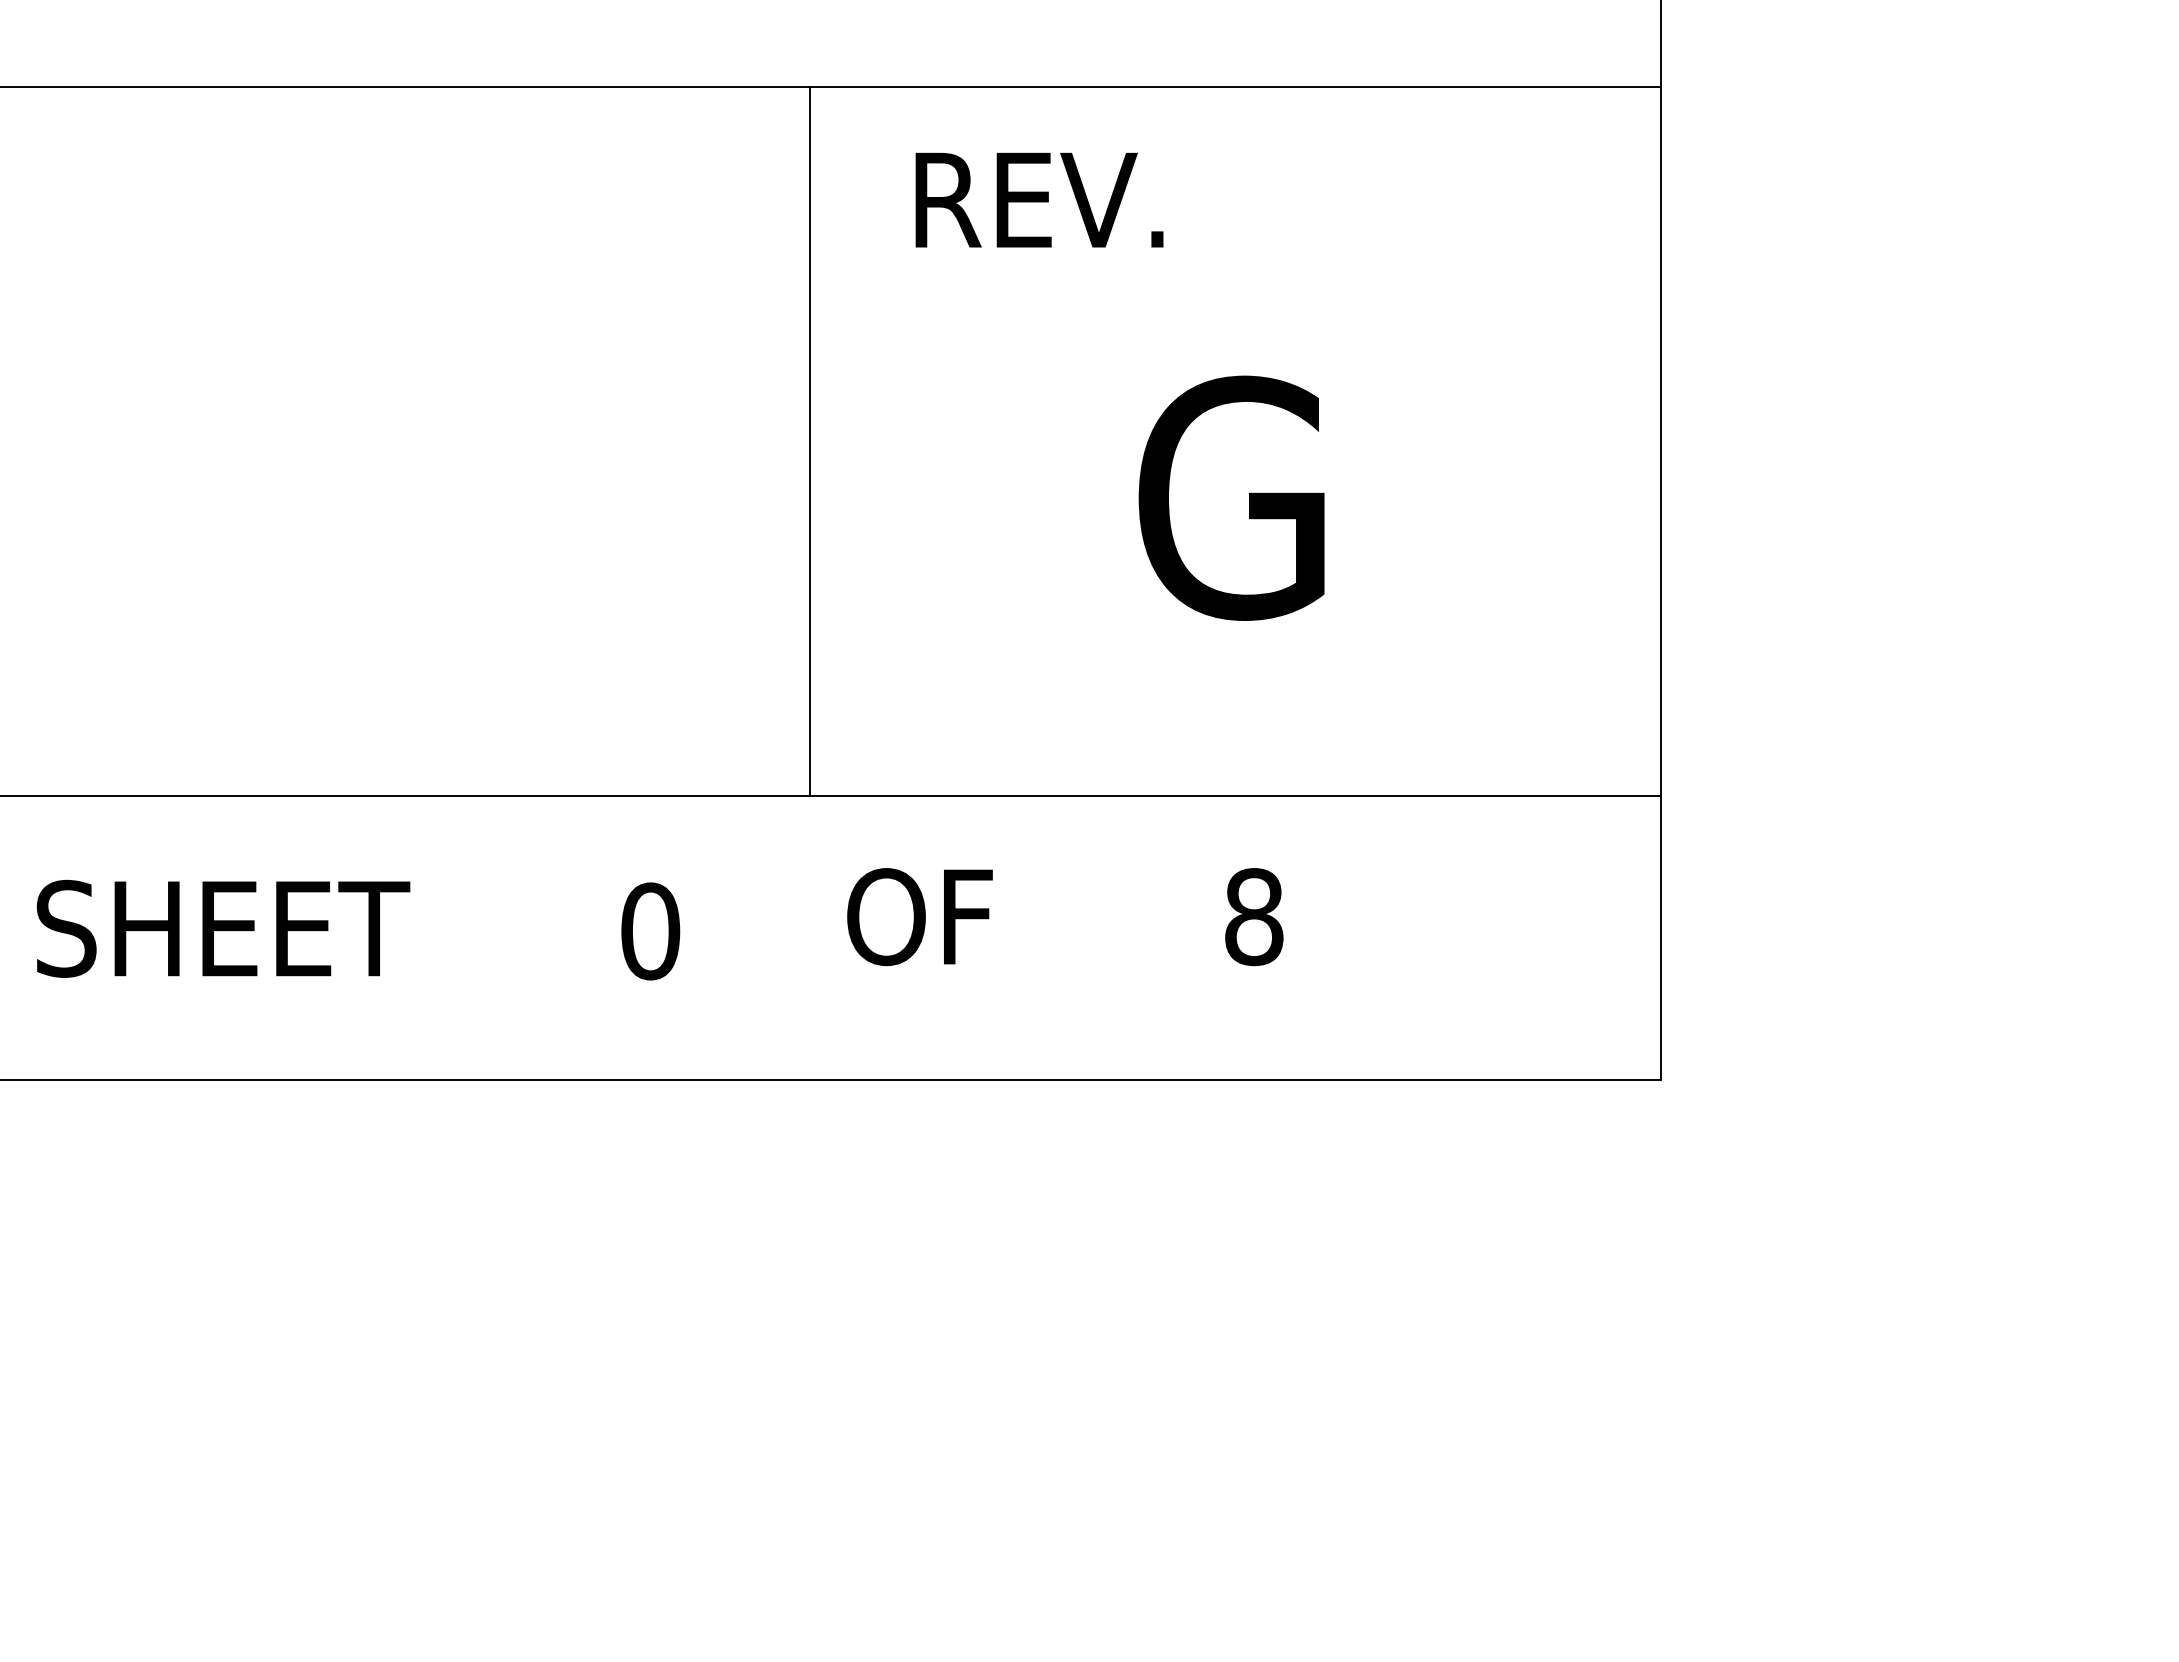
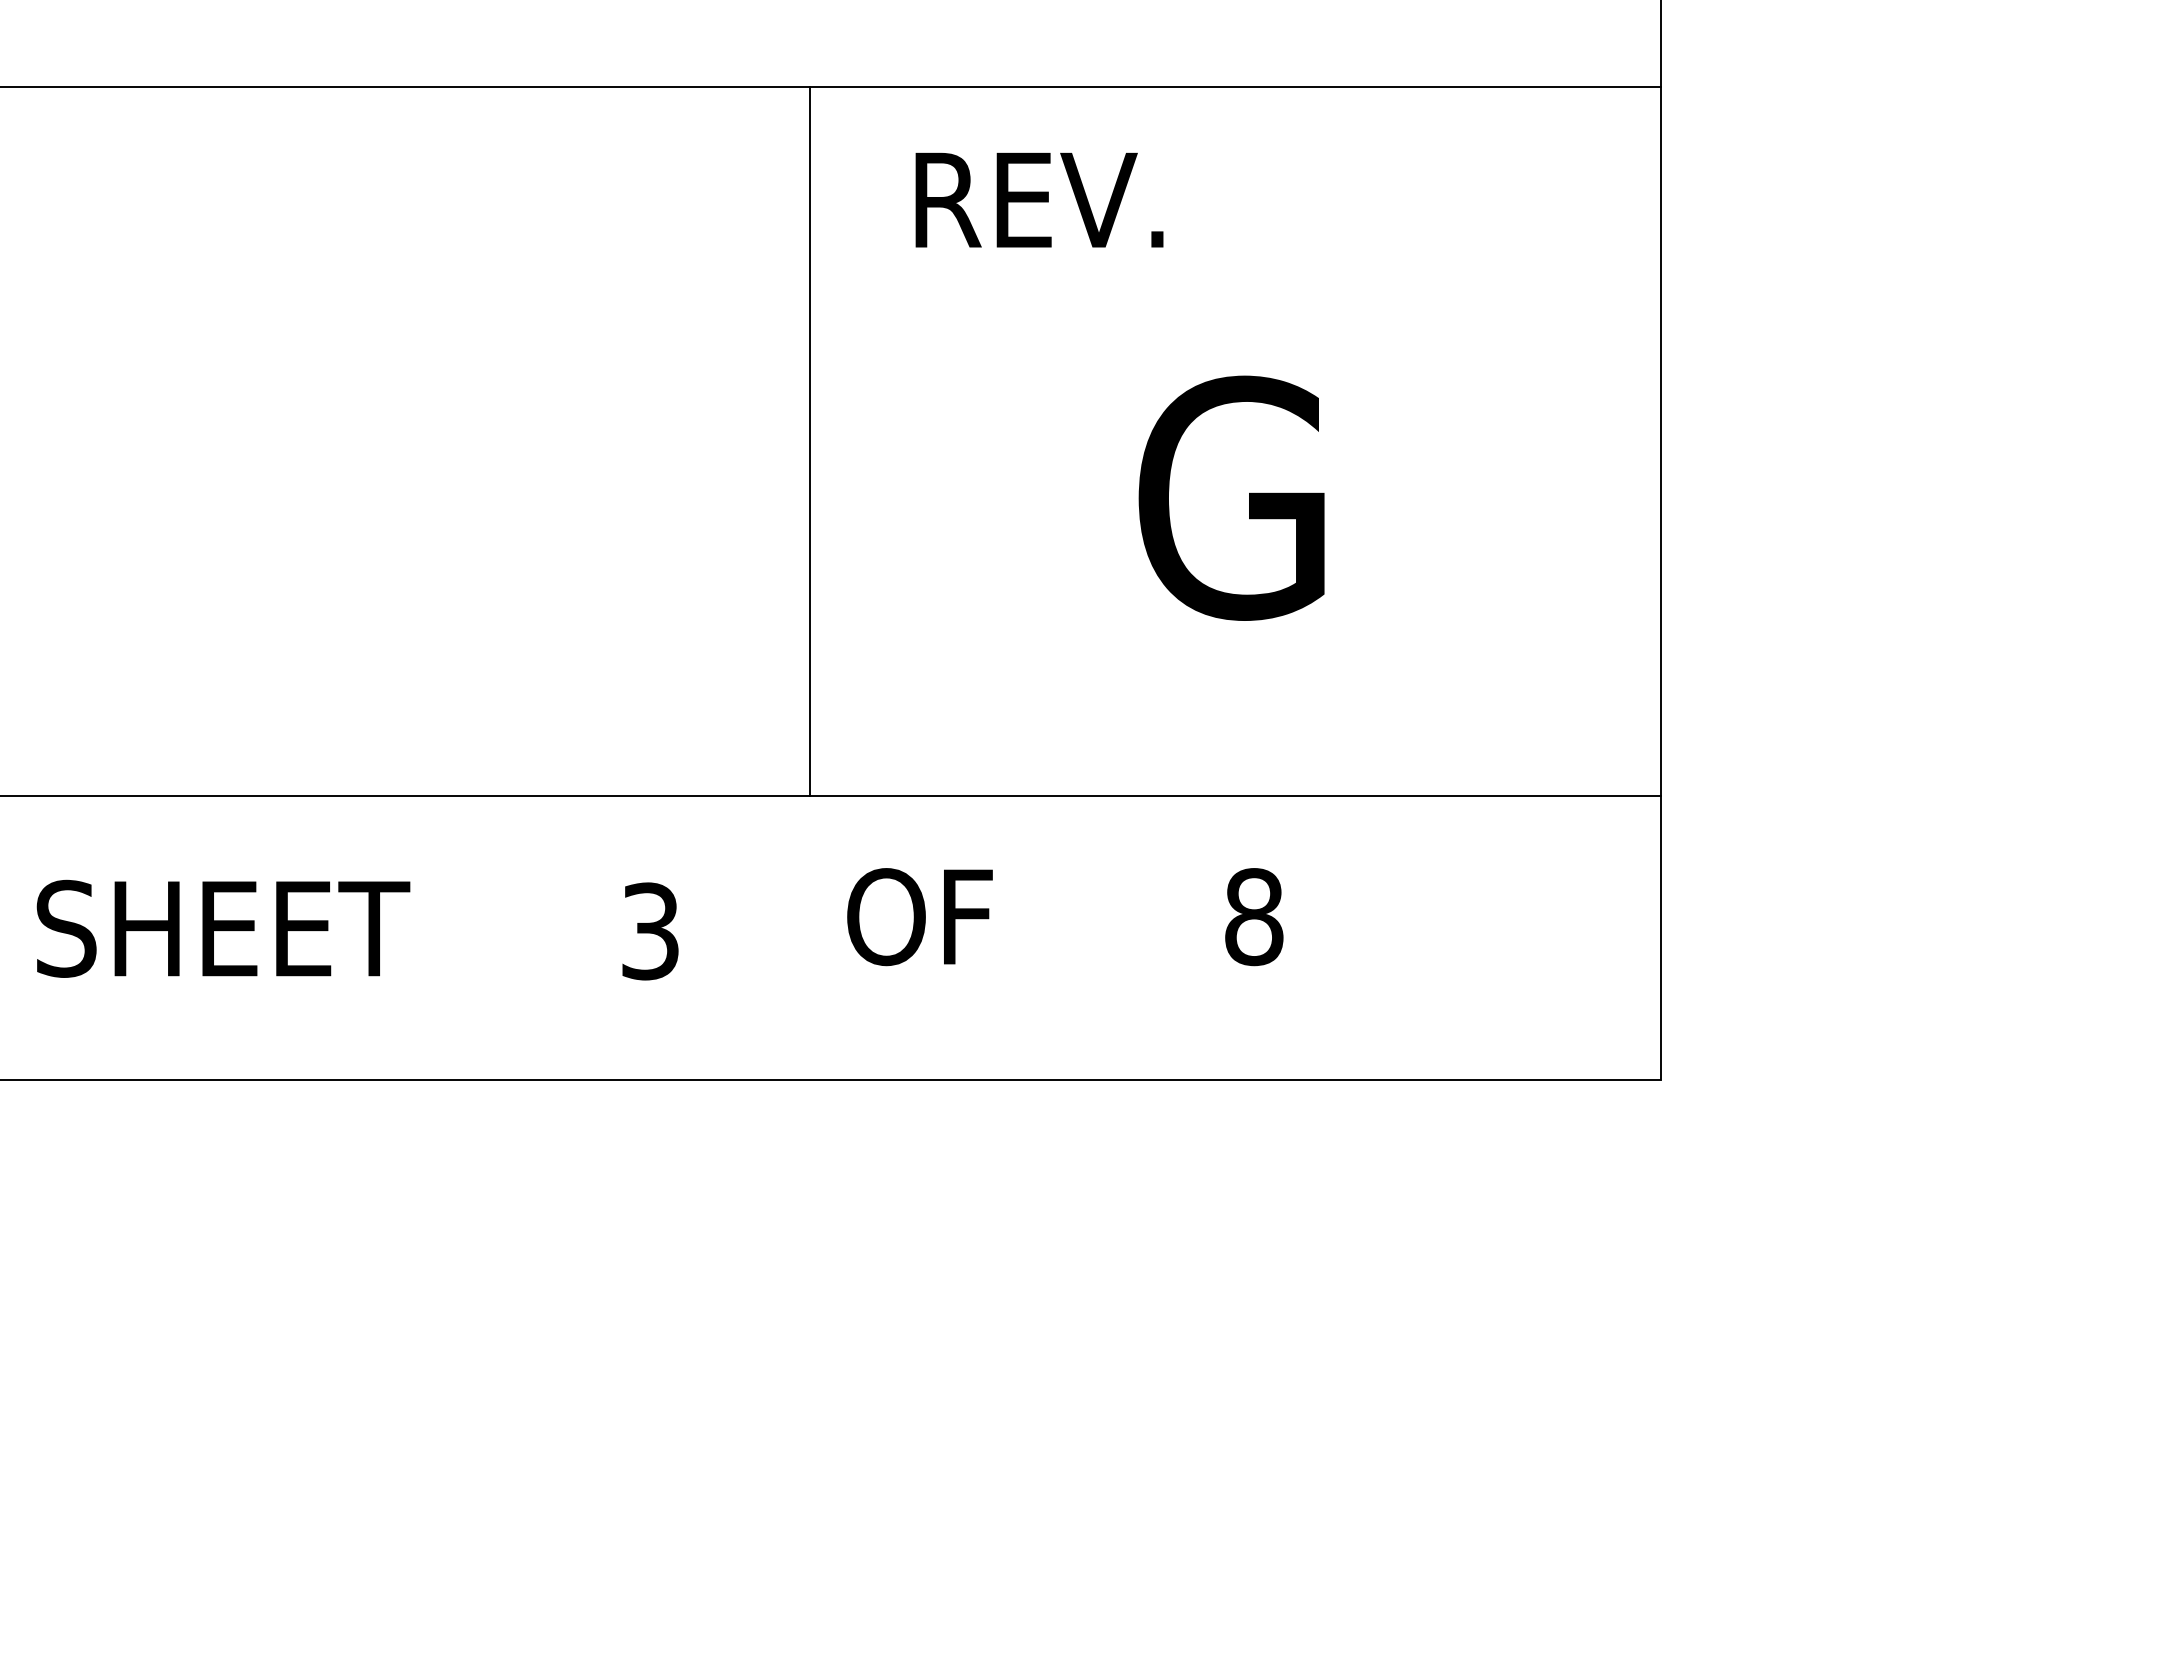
text: 0 -> 3 (650, 931)
